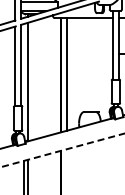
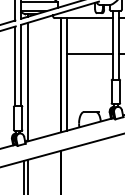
line: none -> present (89, 53)
line: dashed -> solid (62, 150)
